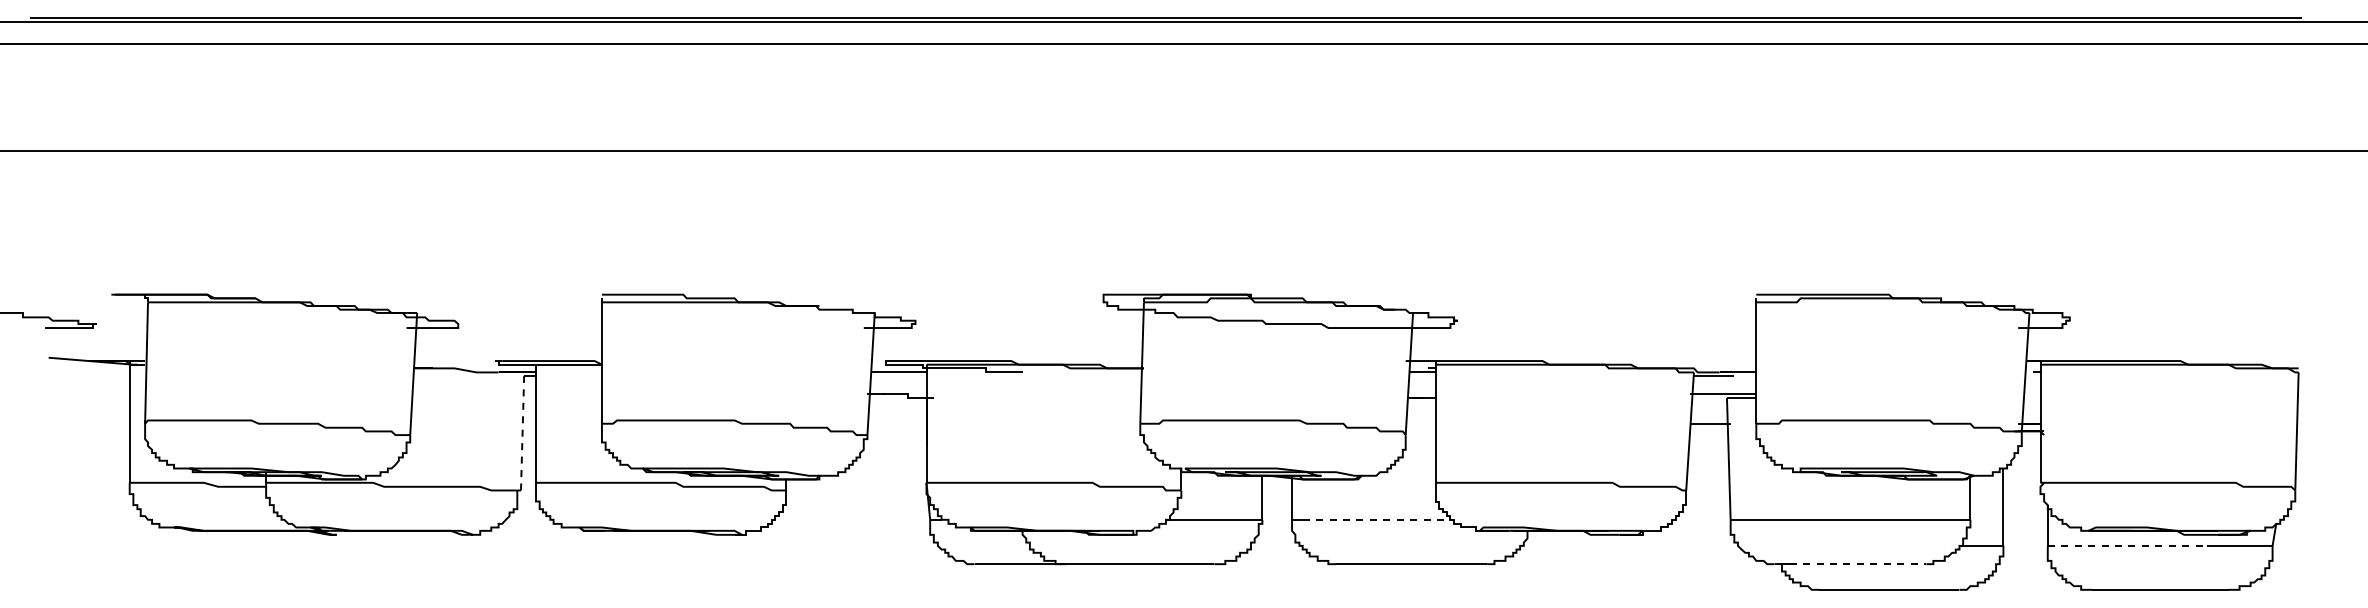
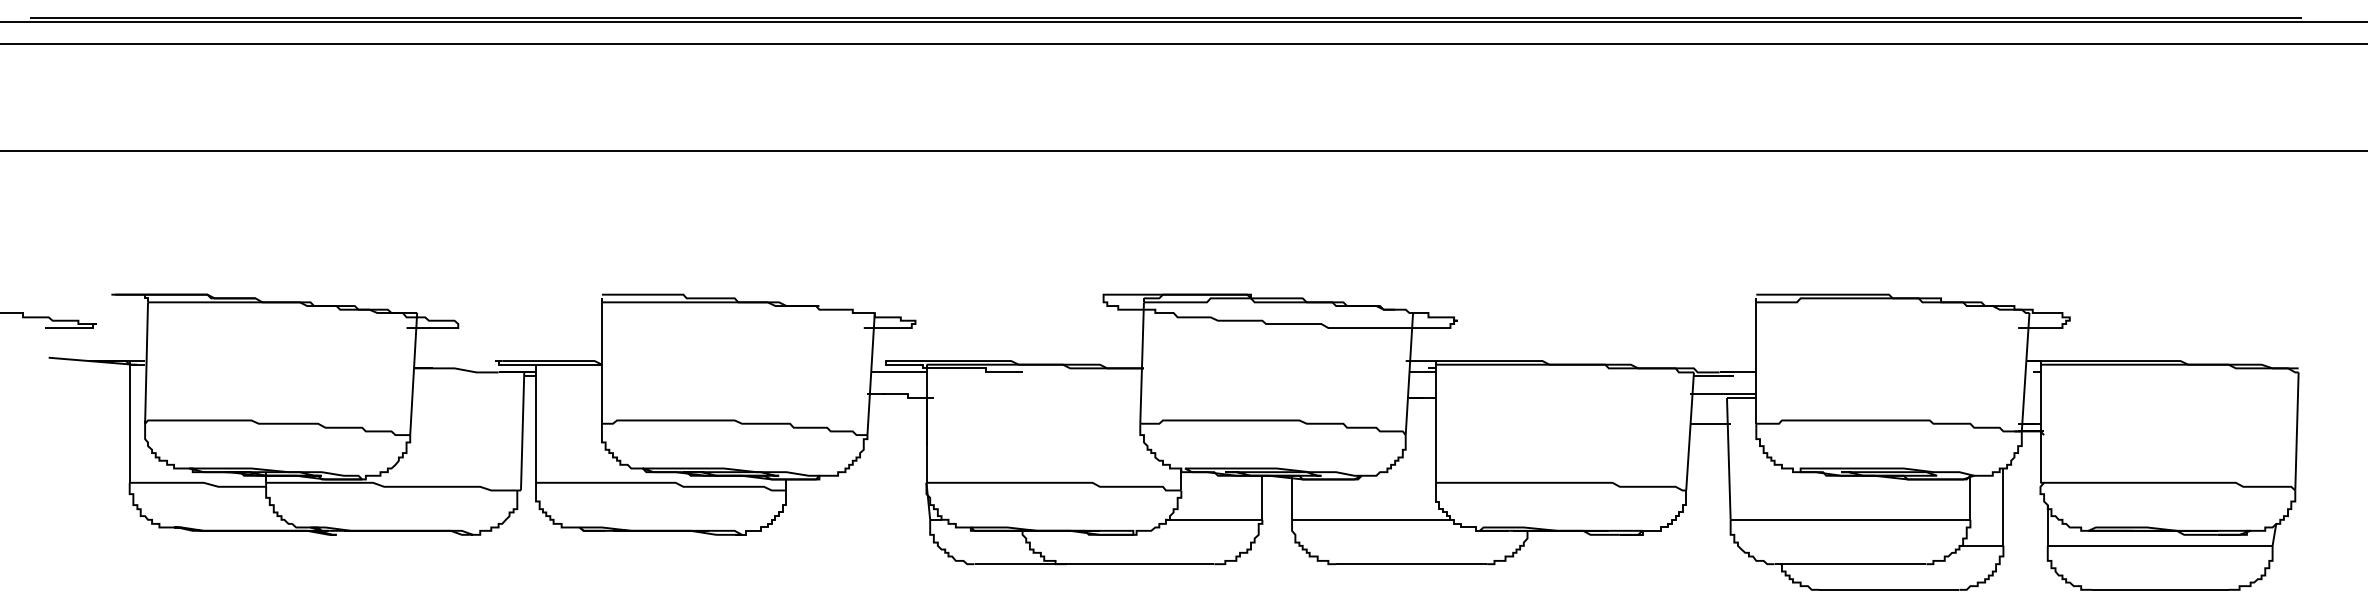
line: dashed -> solid (522, 430)
line: dashed -> solid (1376, 519)
line: dashed -> solid (2127, 545)
line: dashed -> solid (1858, 564)
